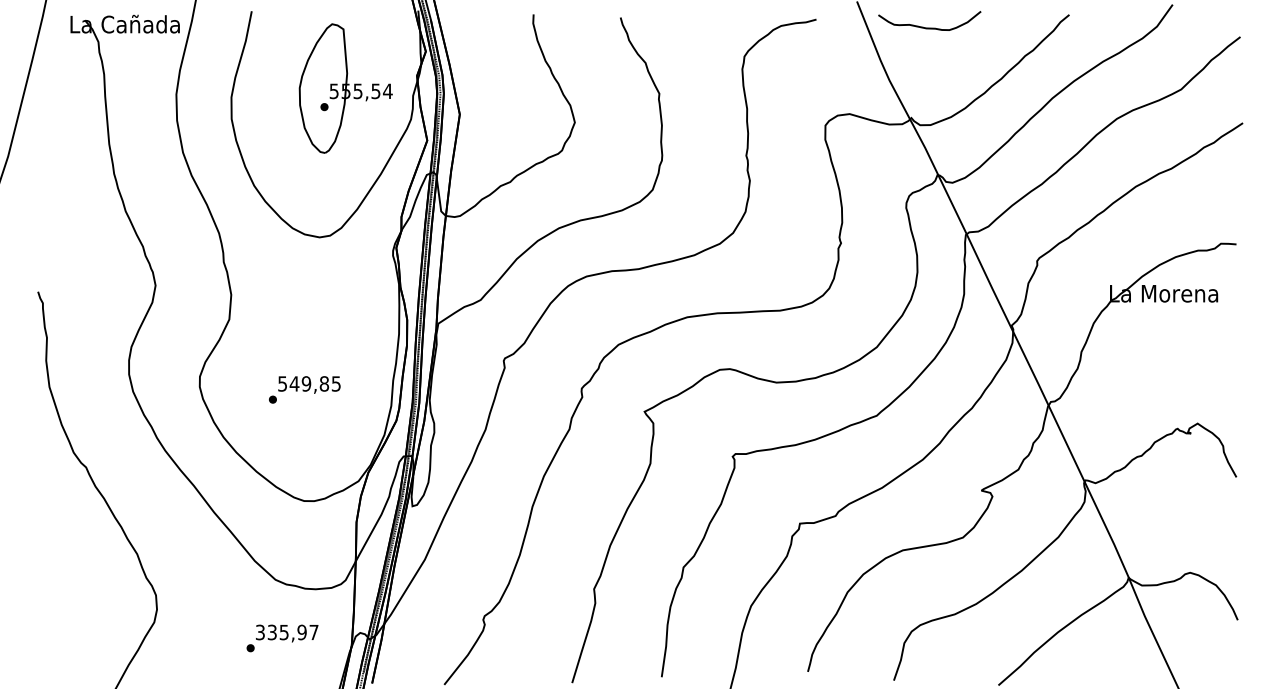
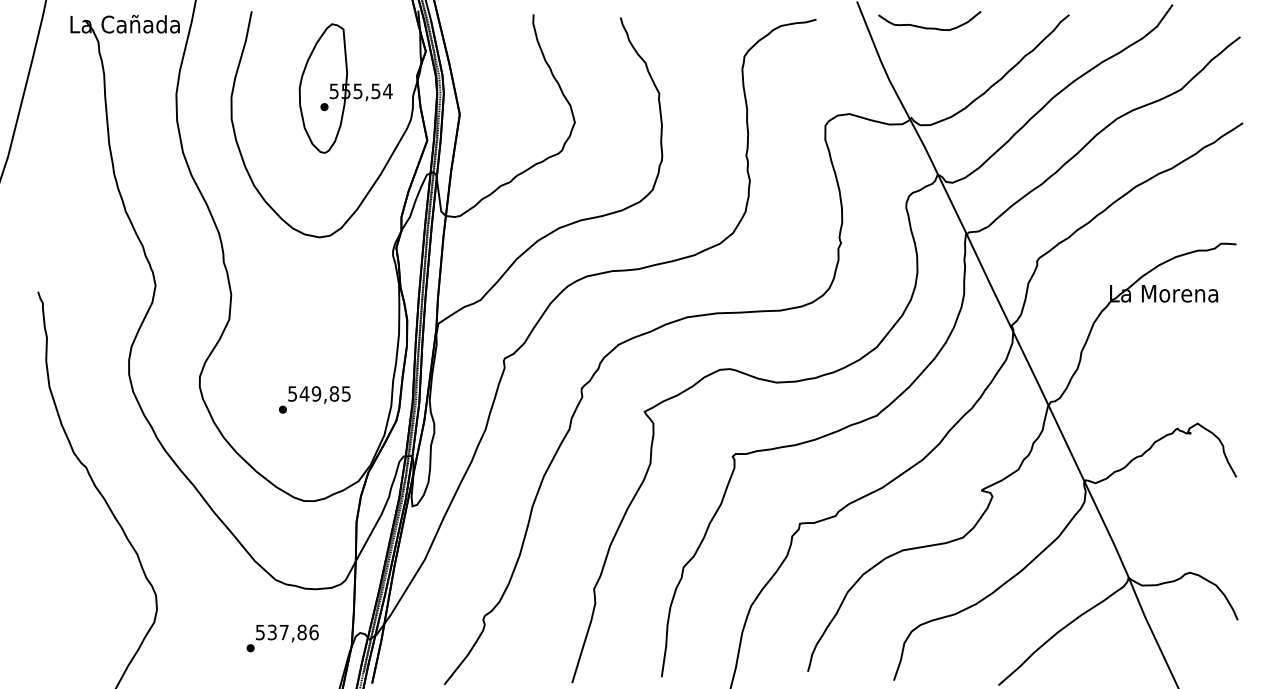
text position: (304, 389) -> (314, 399) (314, 399)
text: 335,97 -> 537,86 (287, 632)
